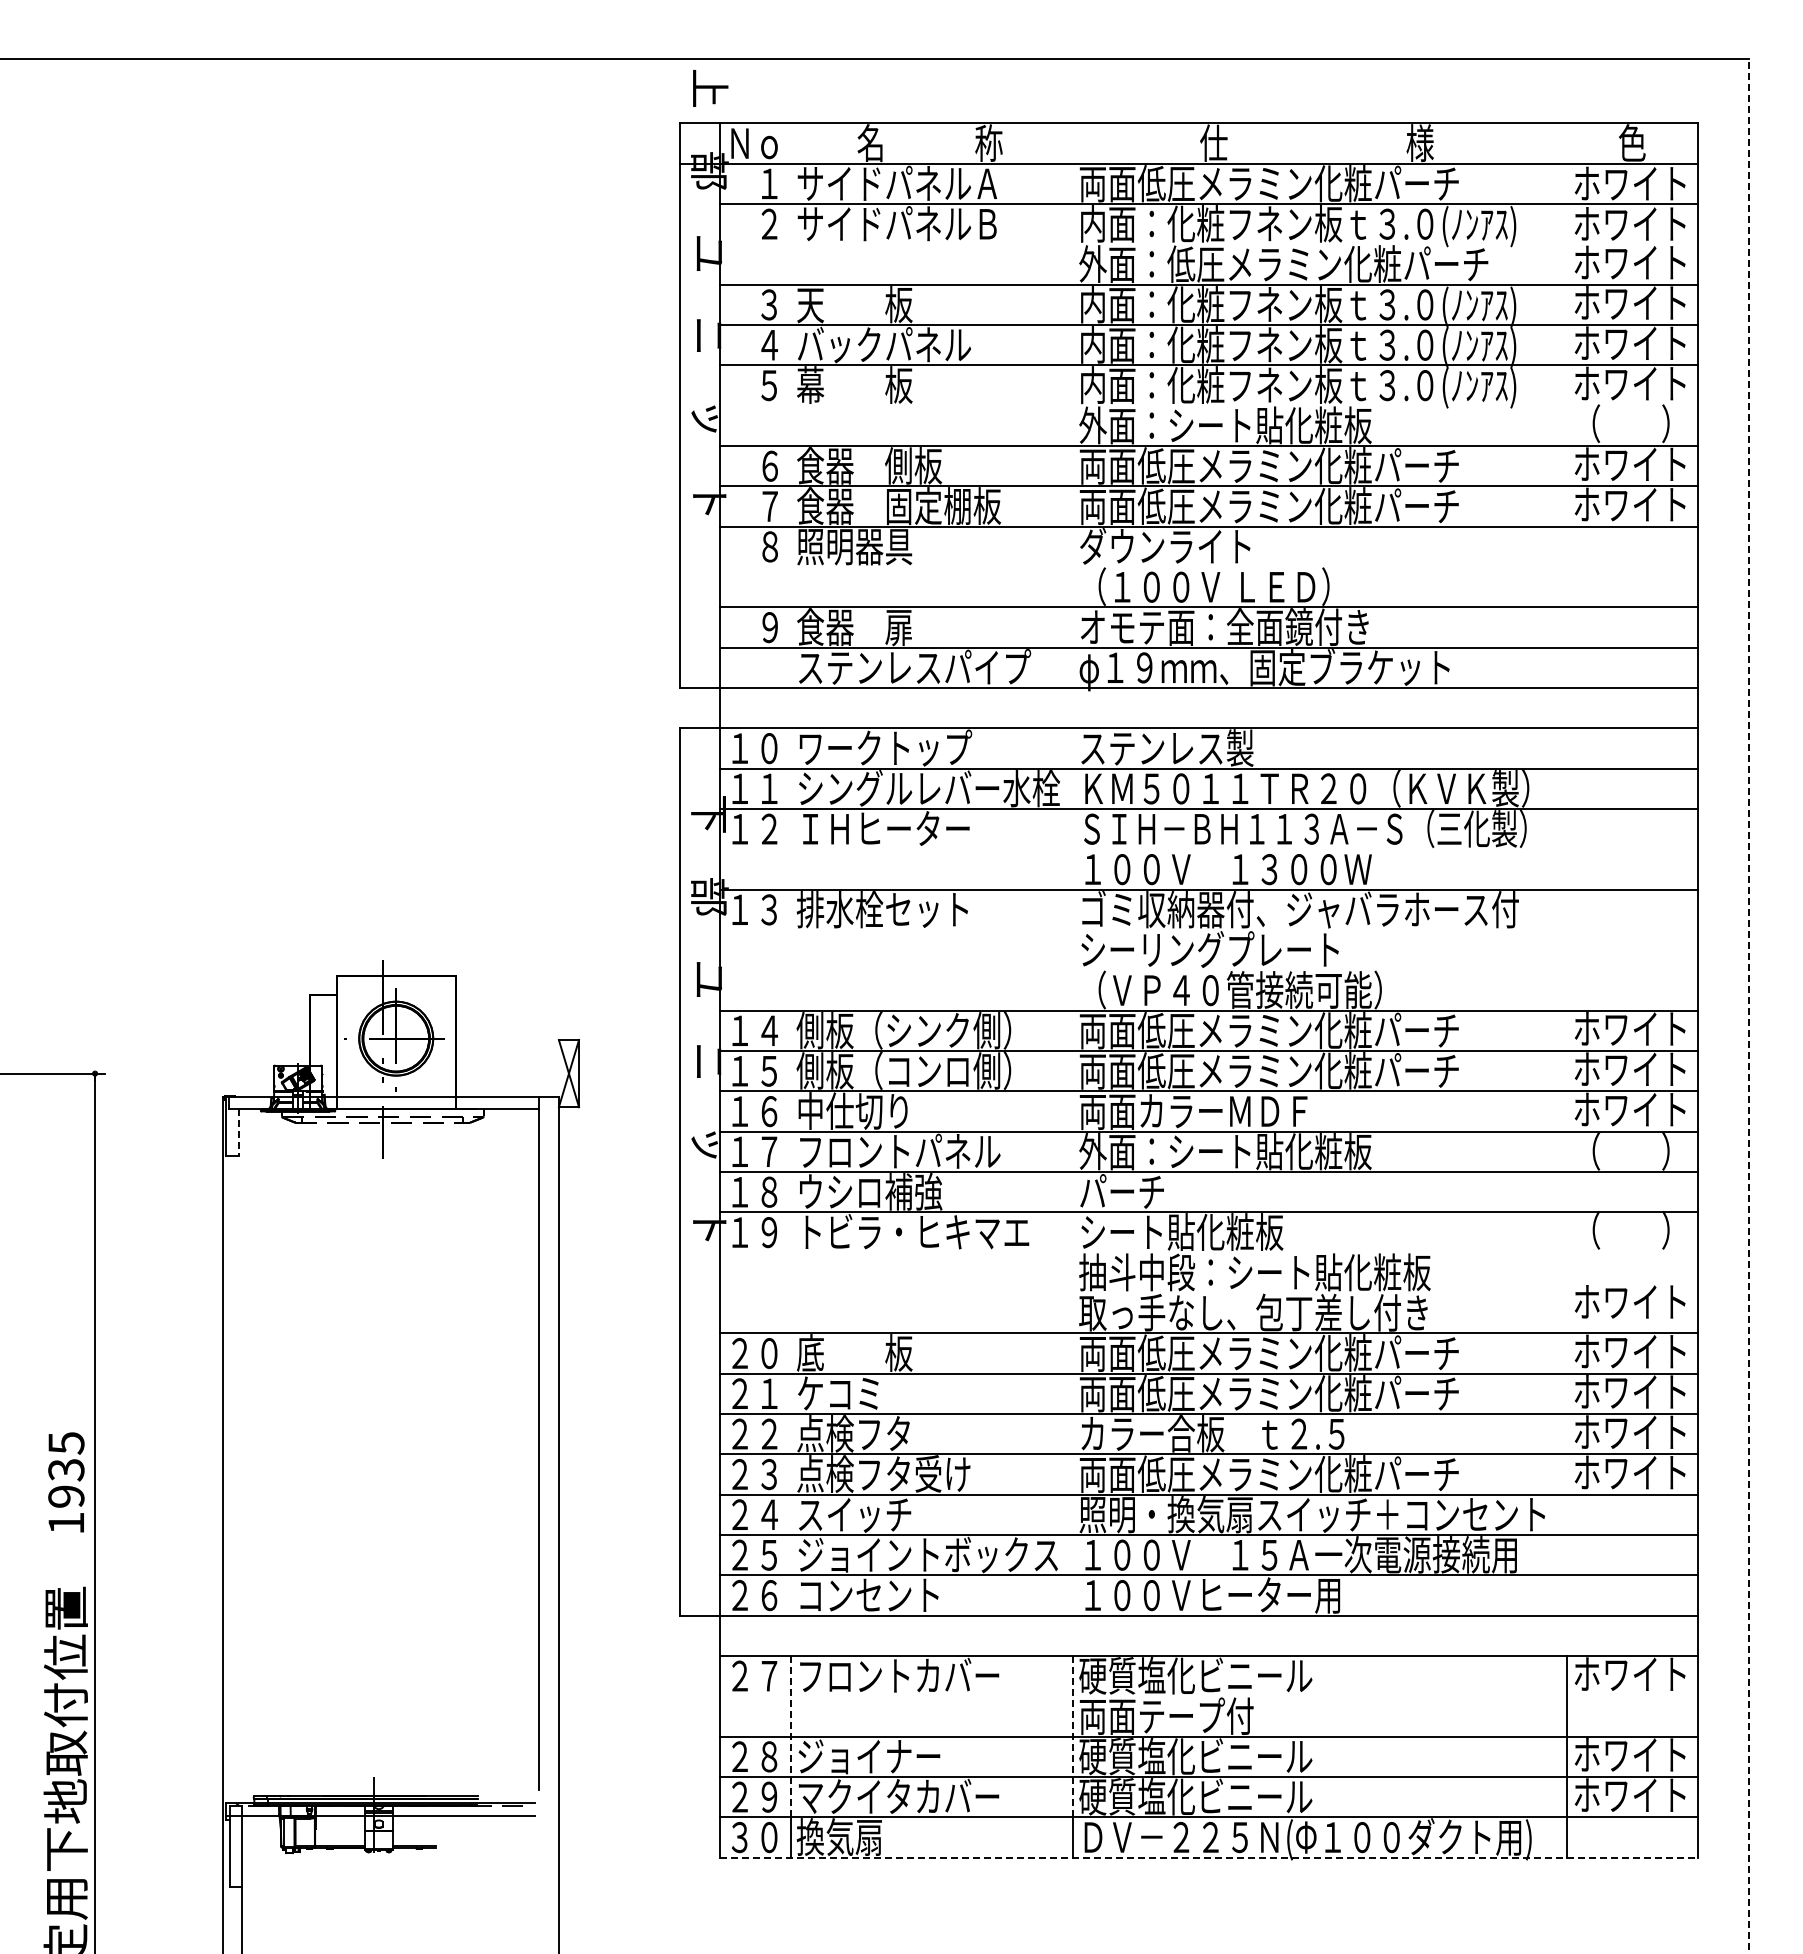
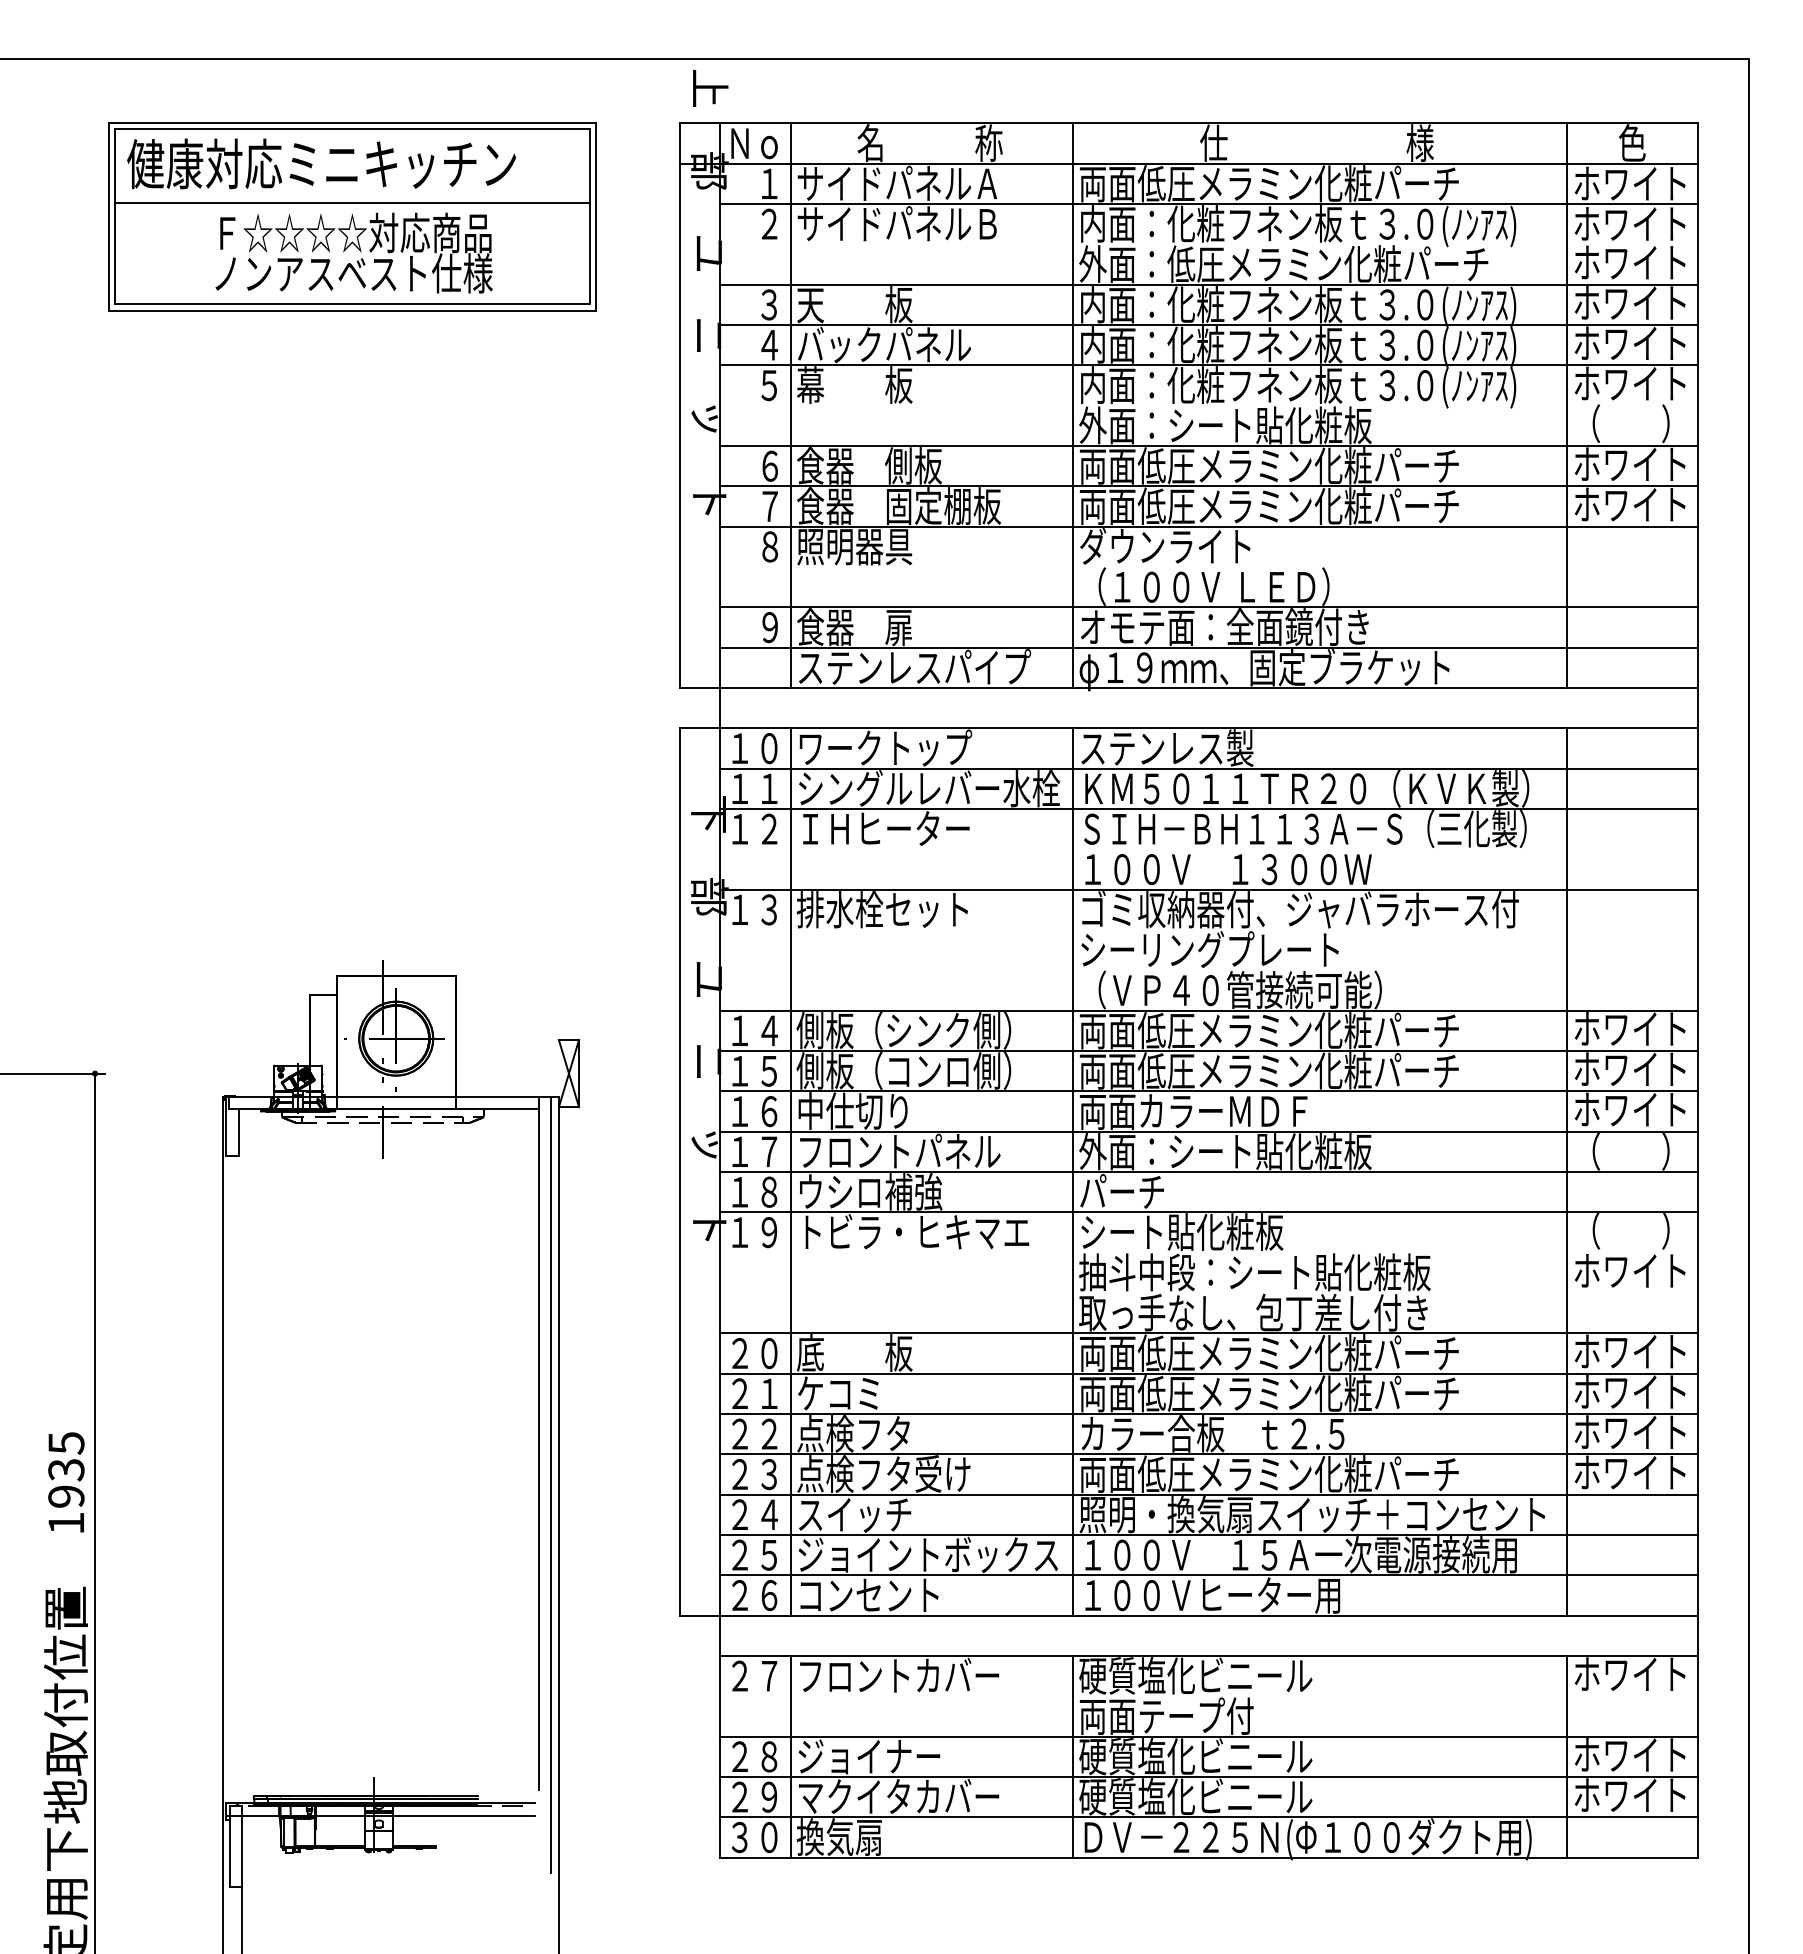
part: none -> present (352, 216)
line: none -> present (790, 405)
line: none -> present (1073, 405)
line: none -> present (1567, 405)
line: dashed -> solid (1748, 1005)
line: dashed -> solid (239, 1132)
line: none -> present (790, 1171)
line: none -> present (1073, 1171)
line: none -> present (1567, 1171)
text position: (1630, 1301) -> (1630, 1270) (1630, 1270)
line: none -> present (550, 1484)
line: dashed -> solid (790, 1736)
line: dashed -> solid (1073, 1736)
line: dashed -> solid (1209, 1857)
